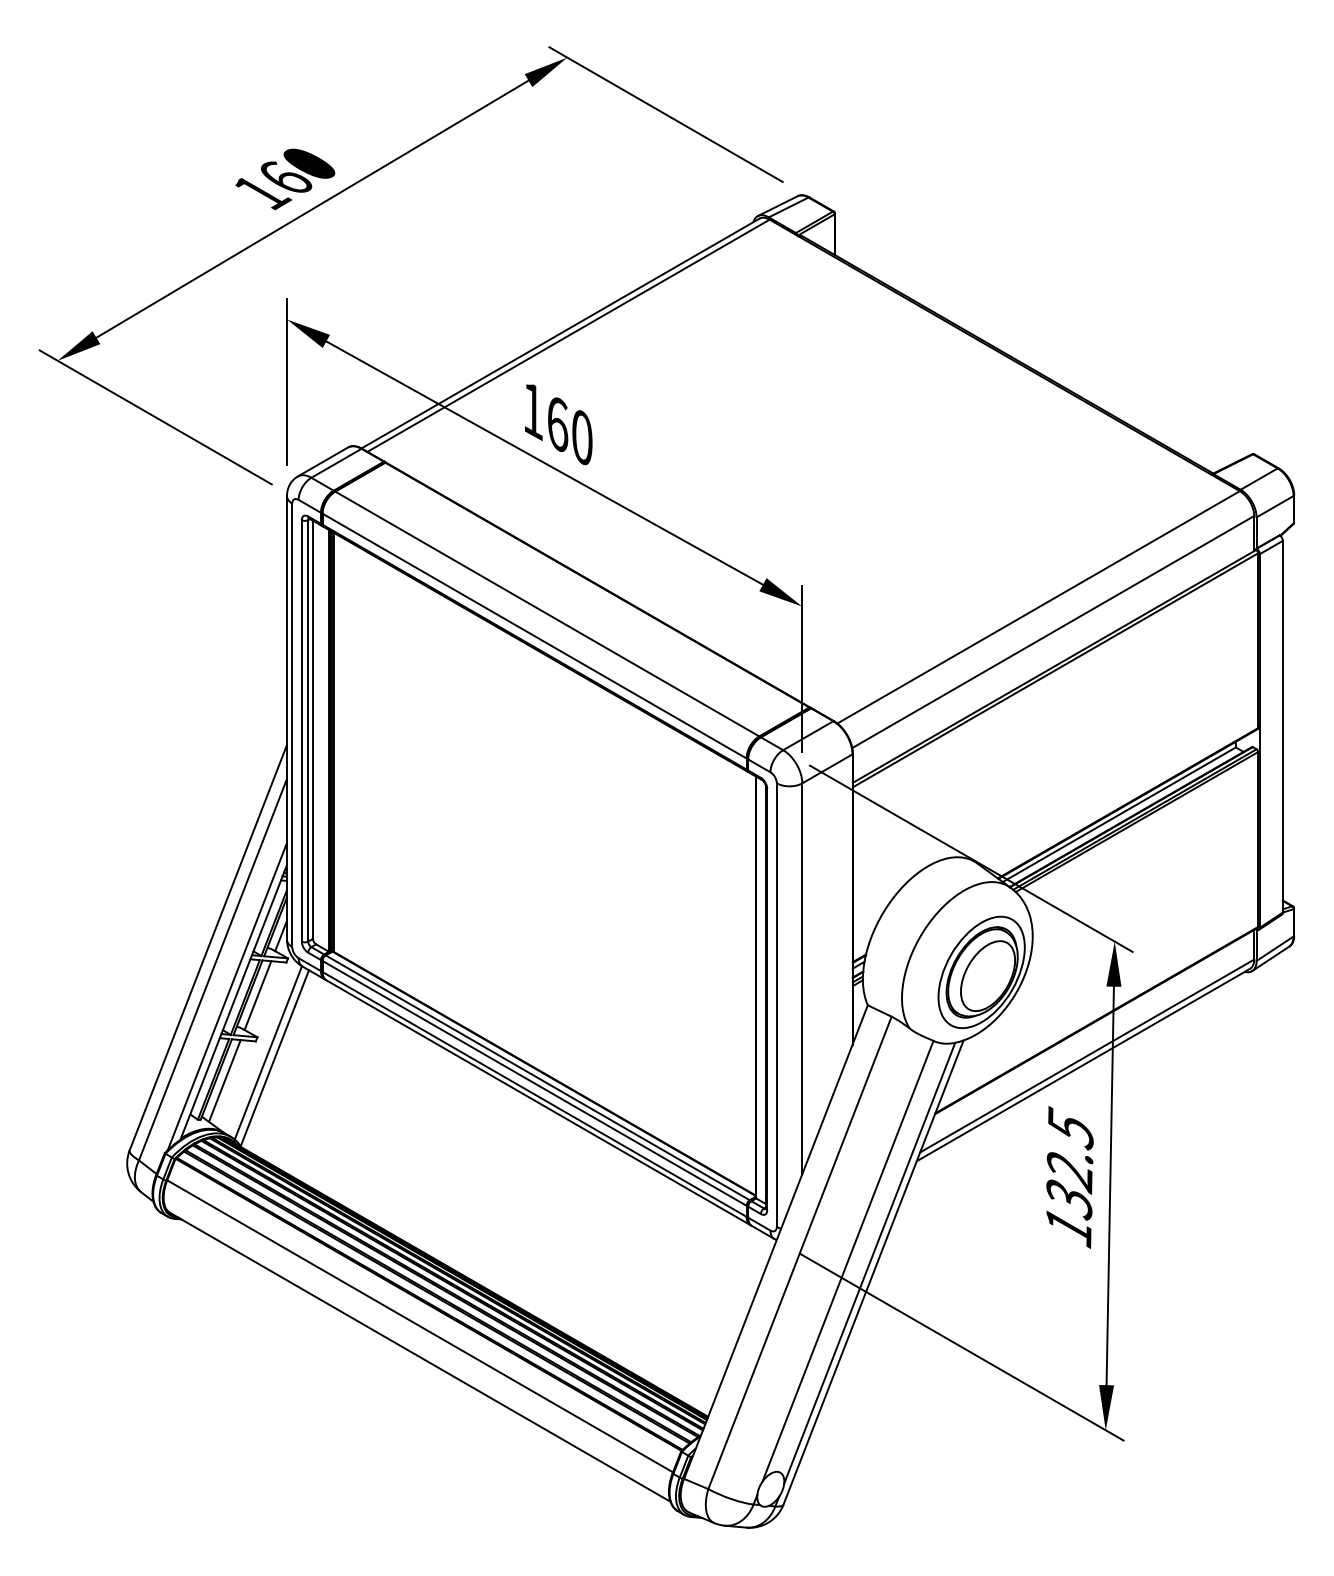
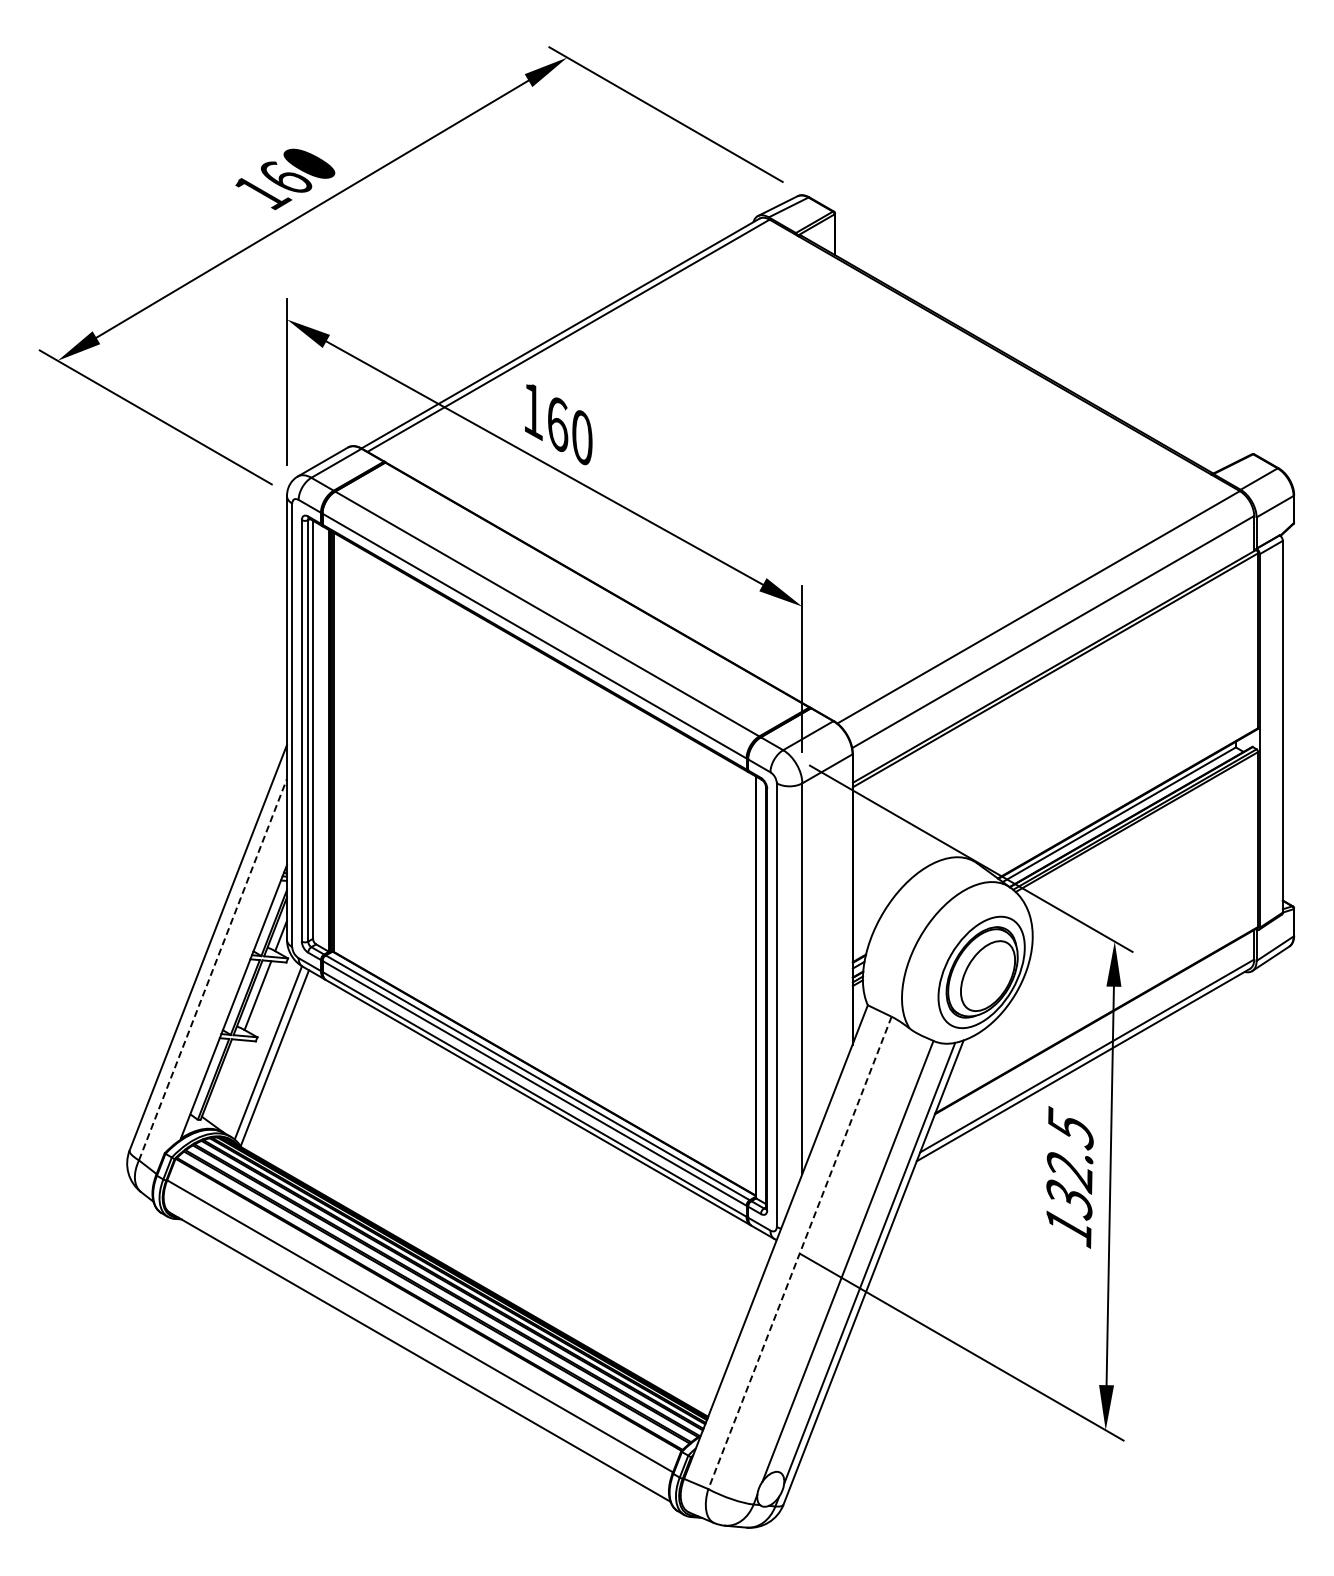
line: solid -> dashed (213, 969)
line: present -> none (226, 996)
line: present -> none (224, 1080)
line: solid -> dashed (799, 1253)
